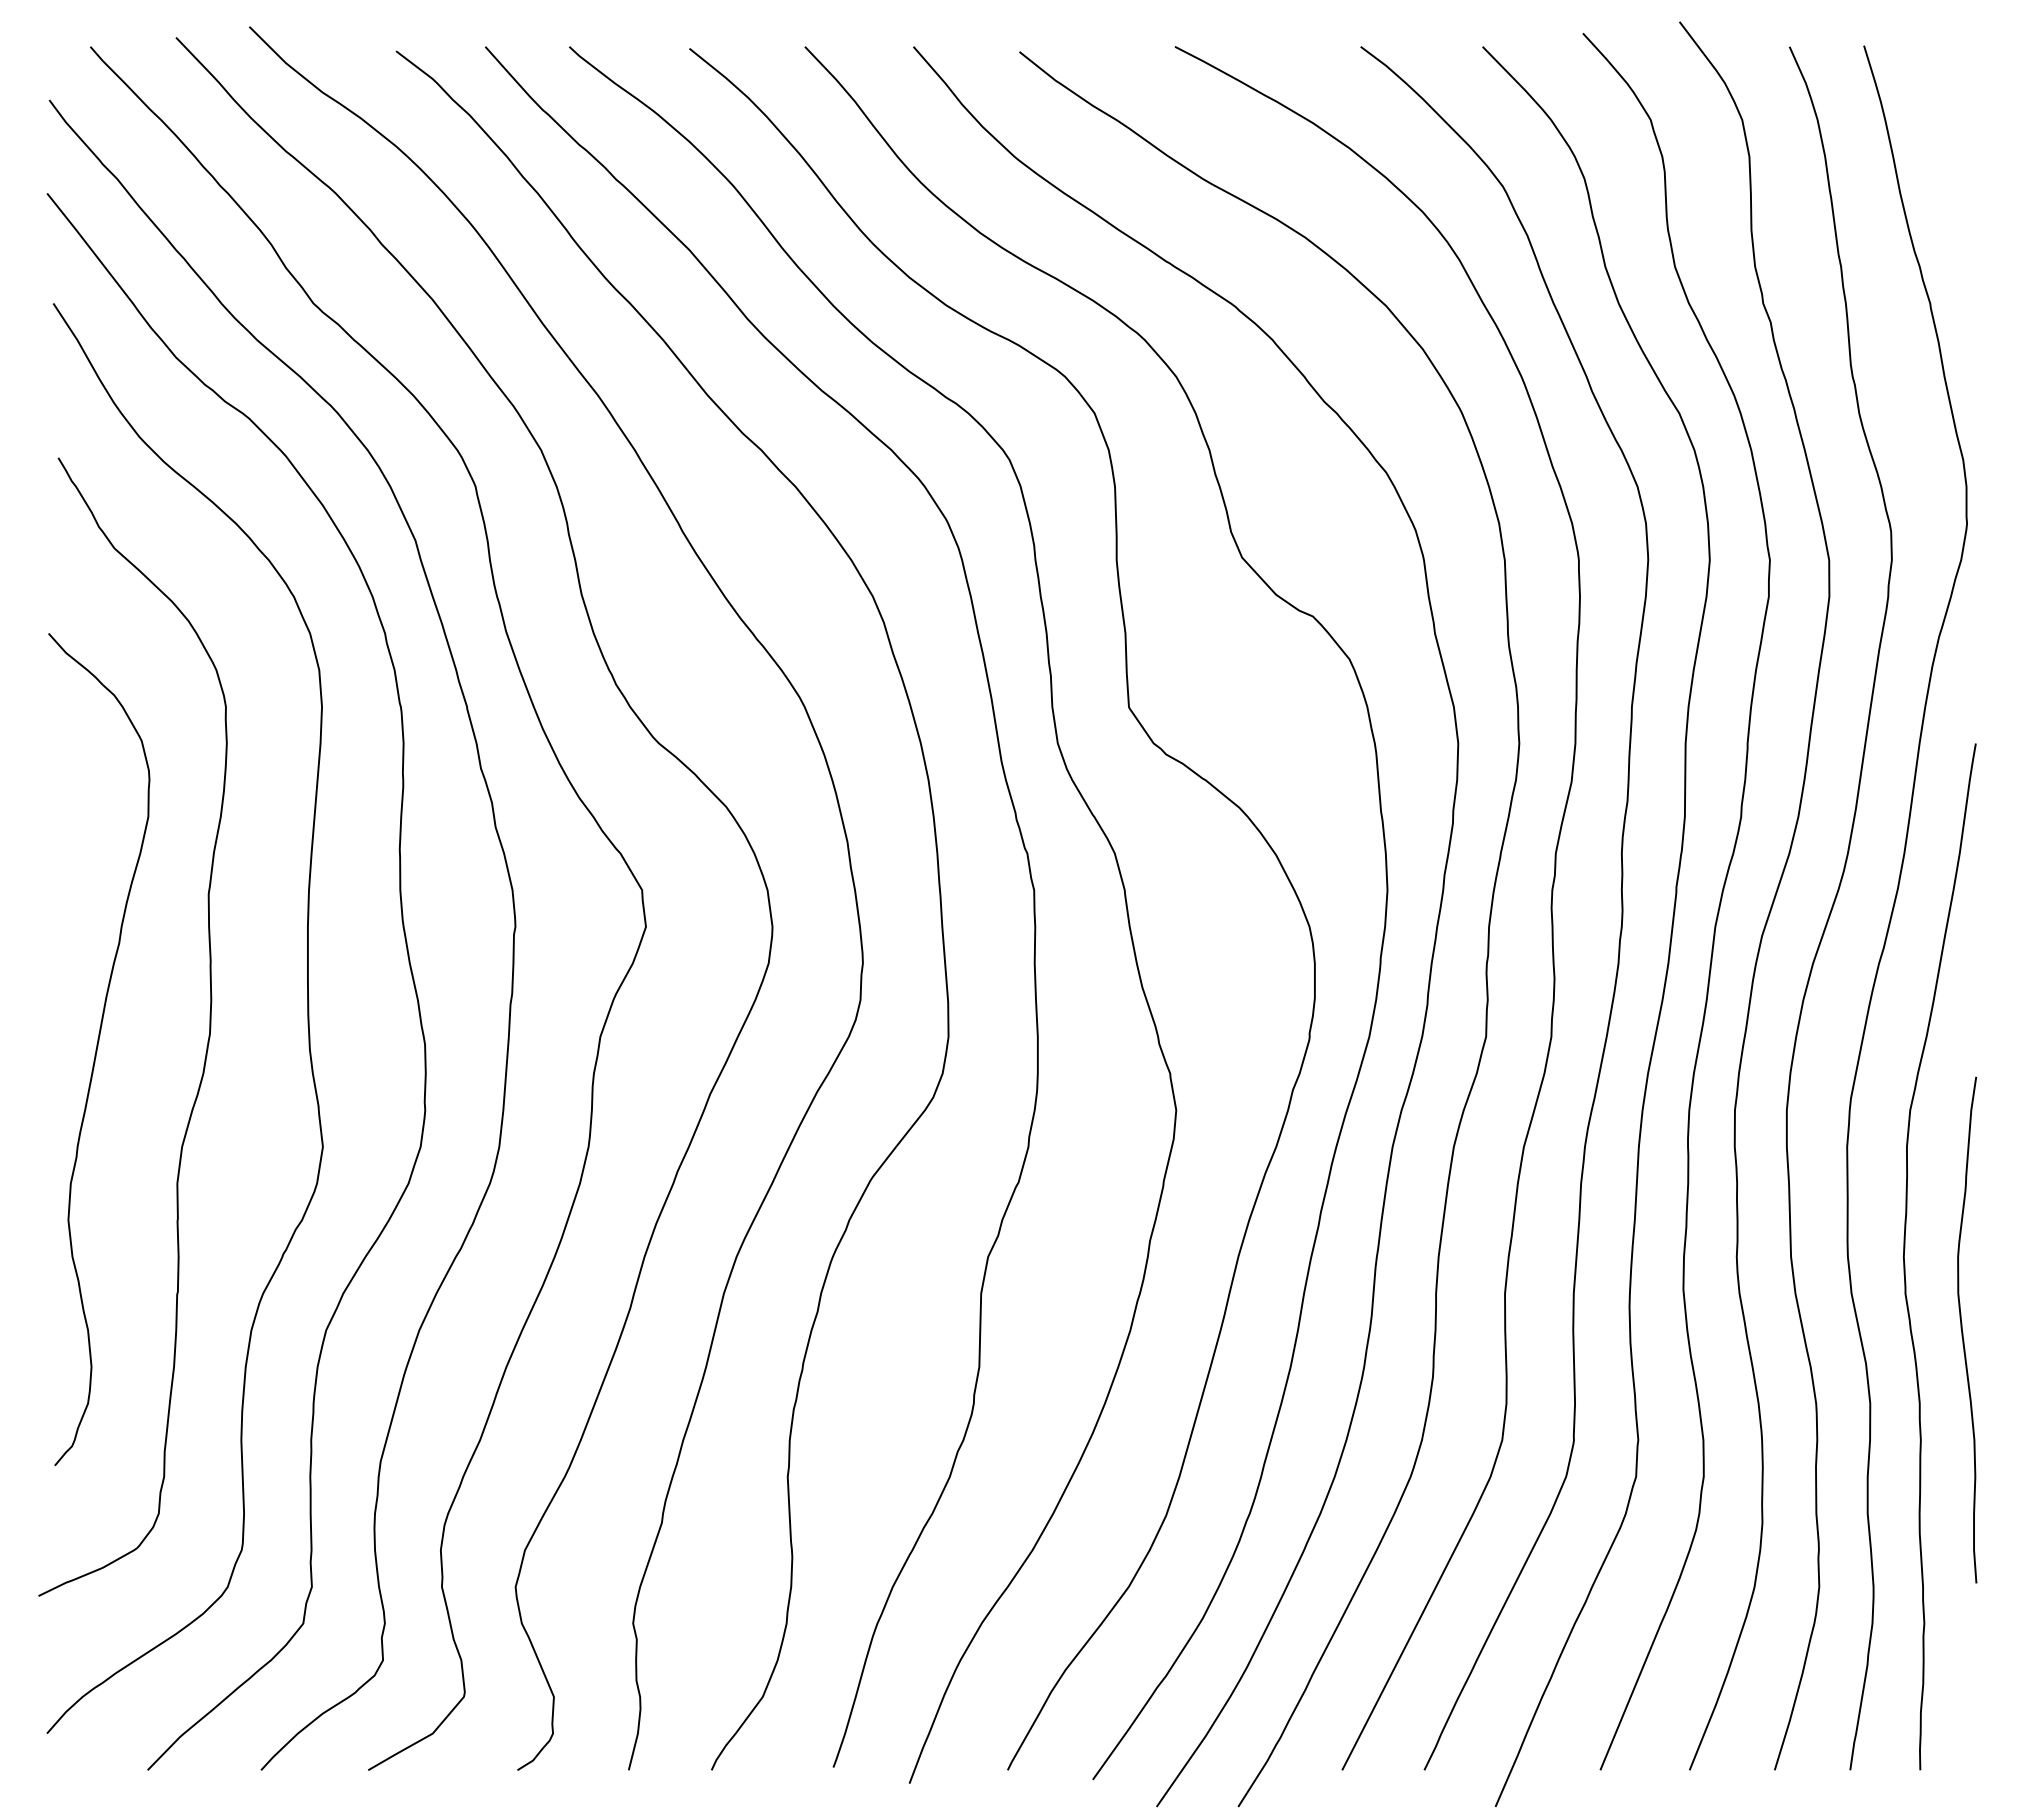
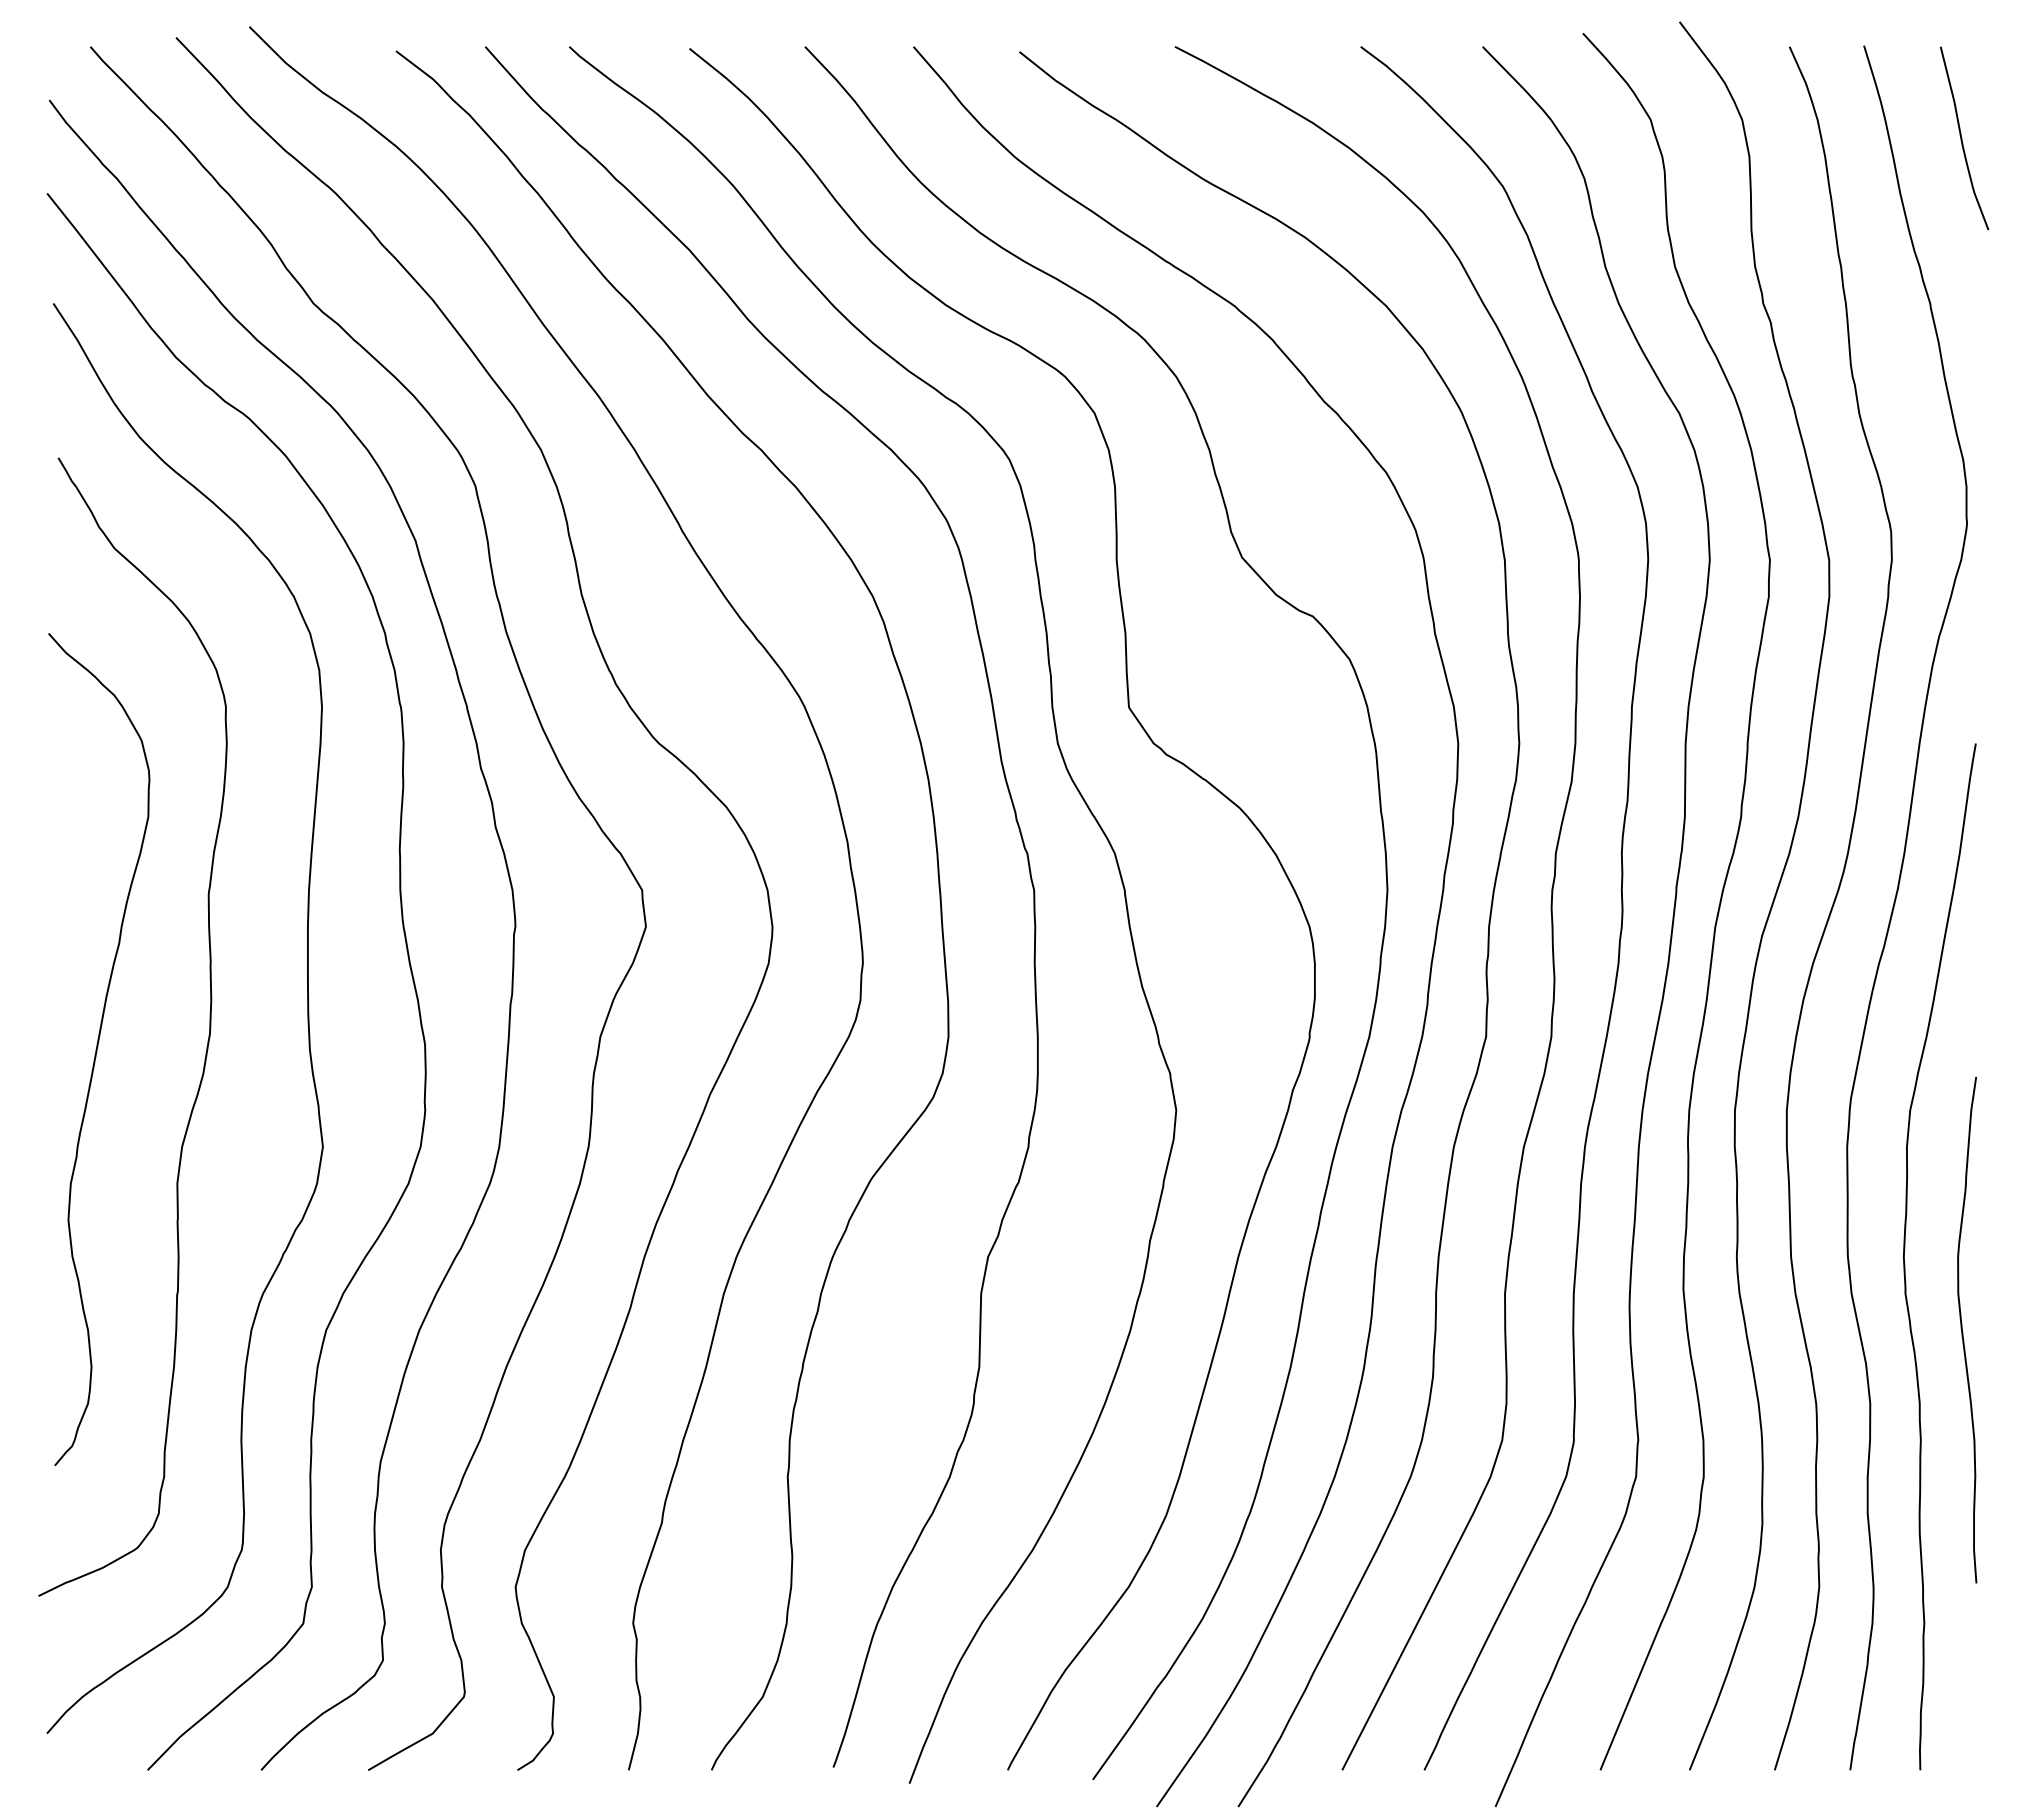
curve: none -> present (1962, 138)
